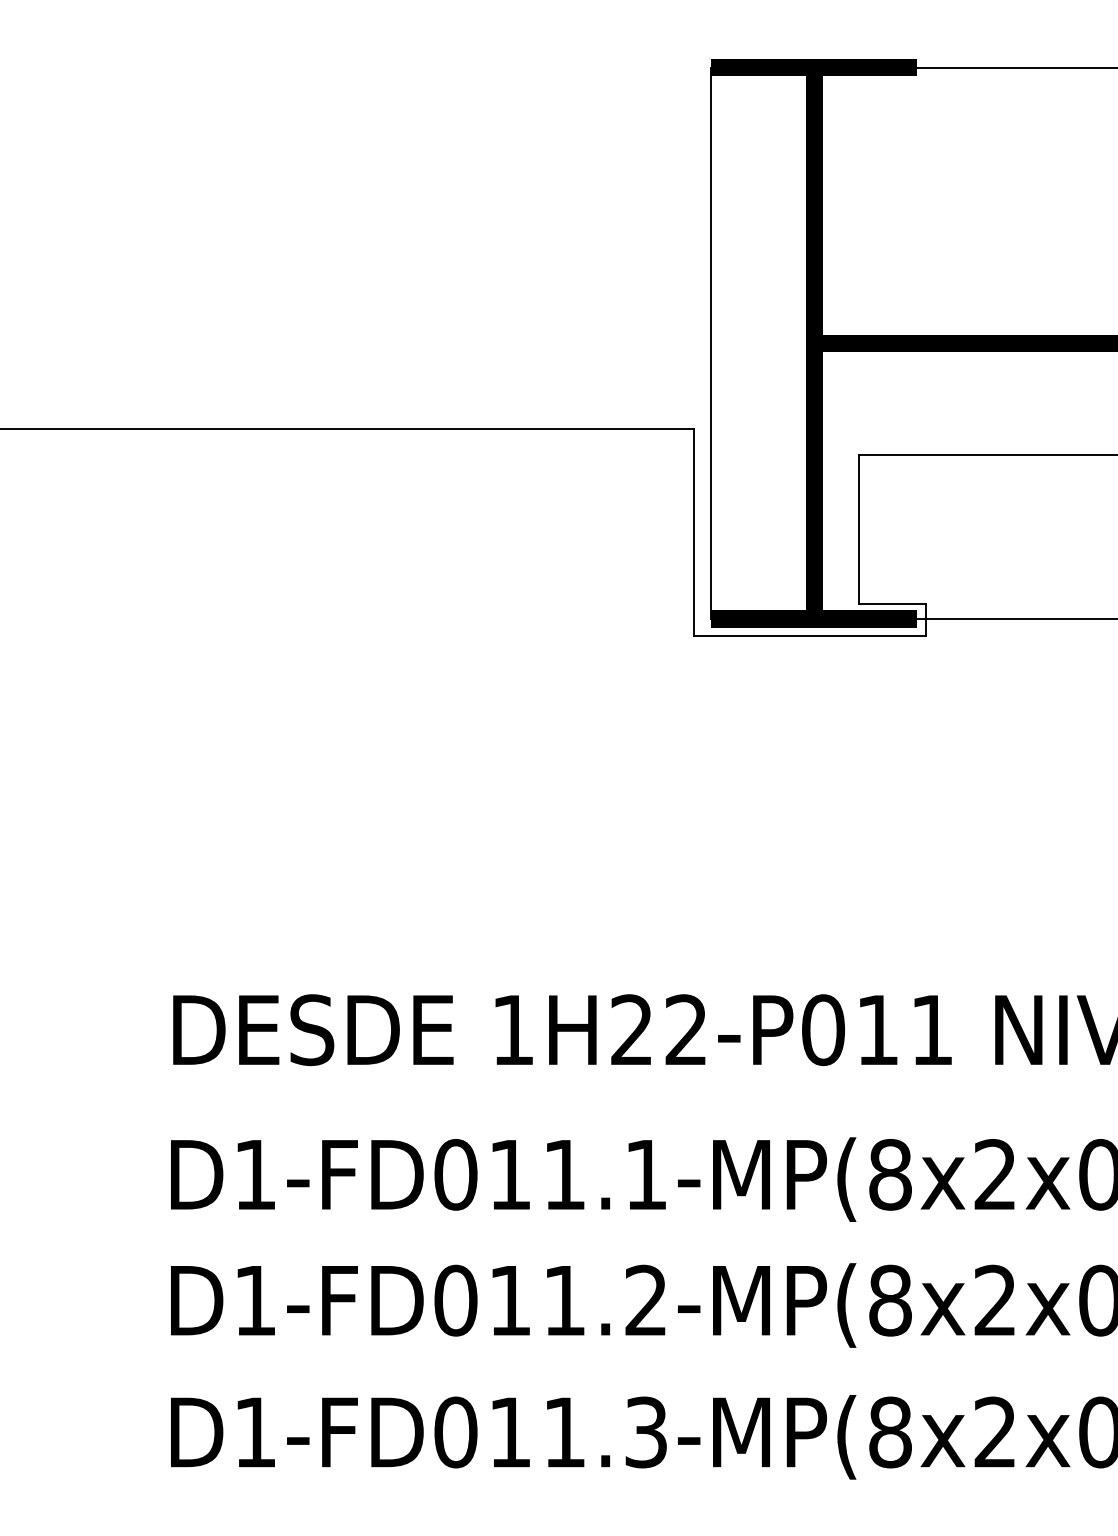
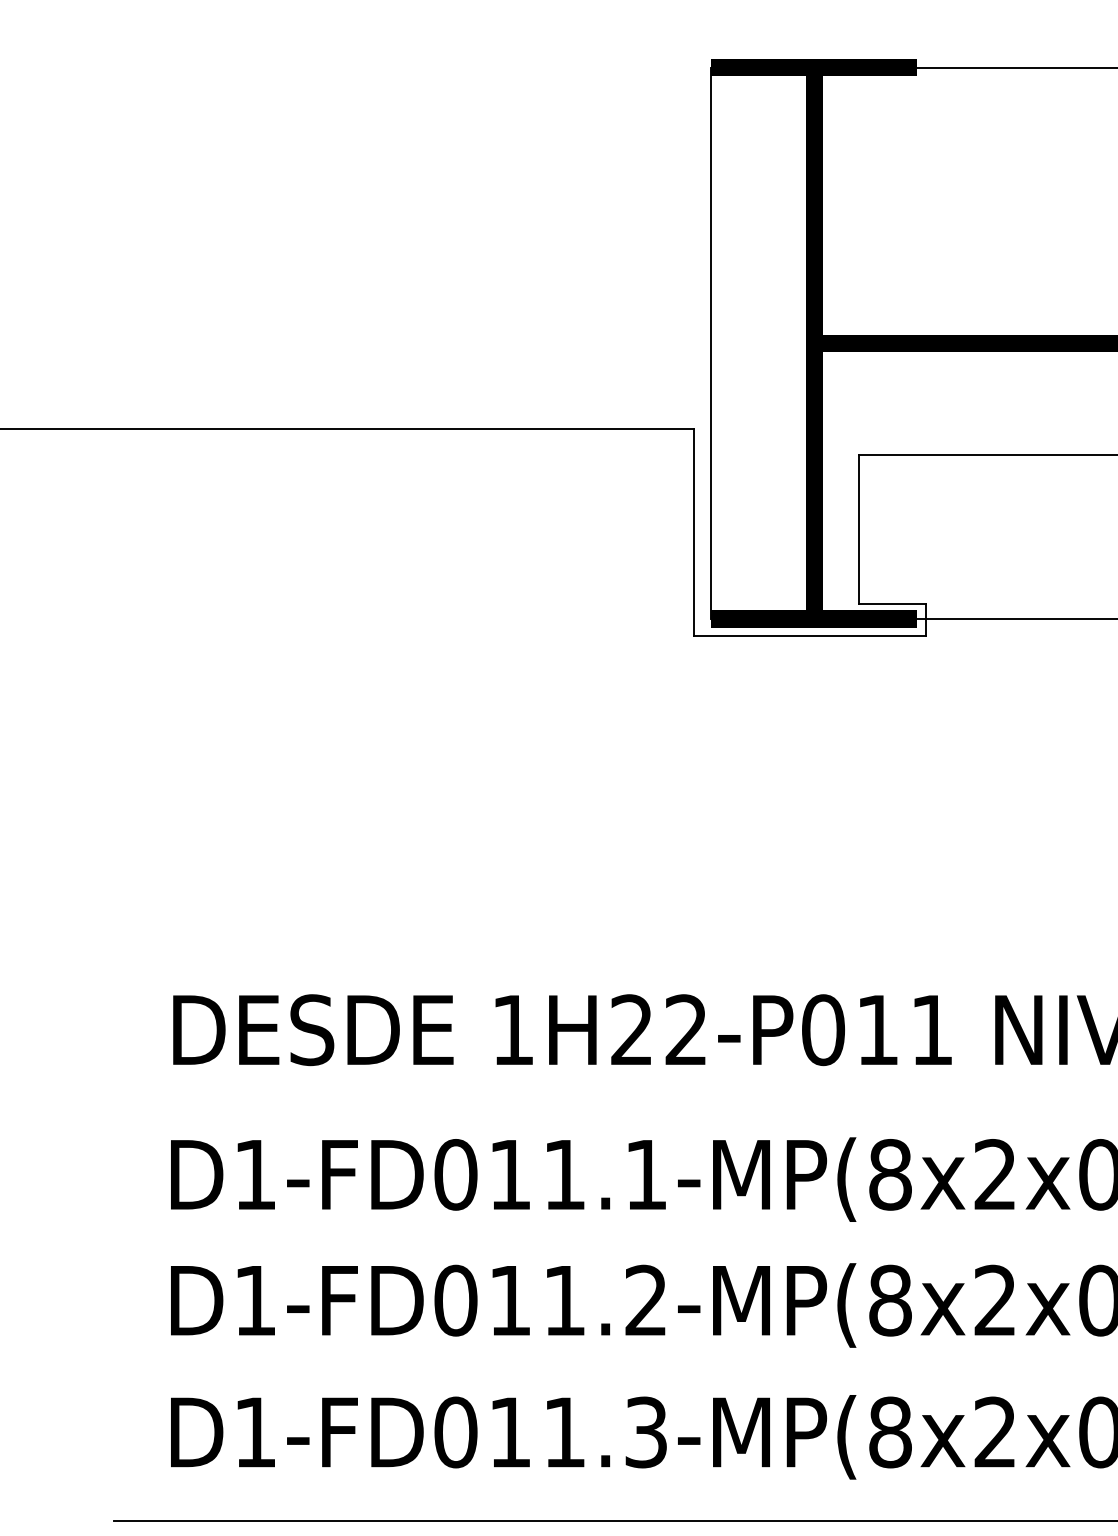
line: none -> present (613, 1520)
